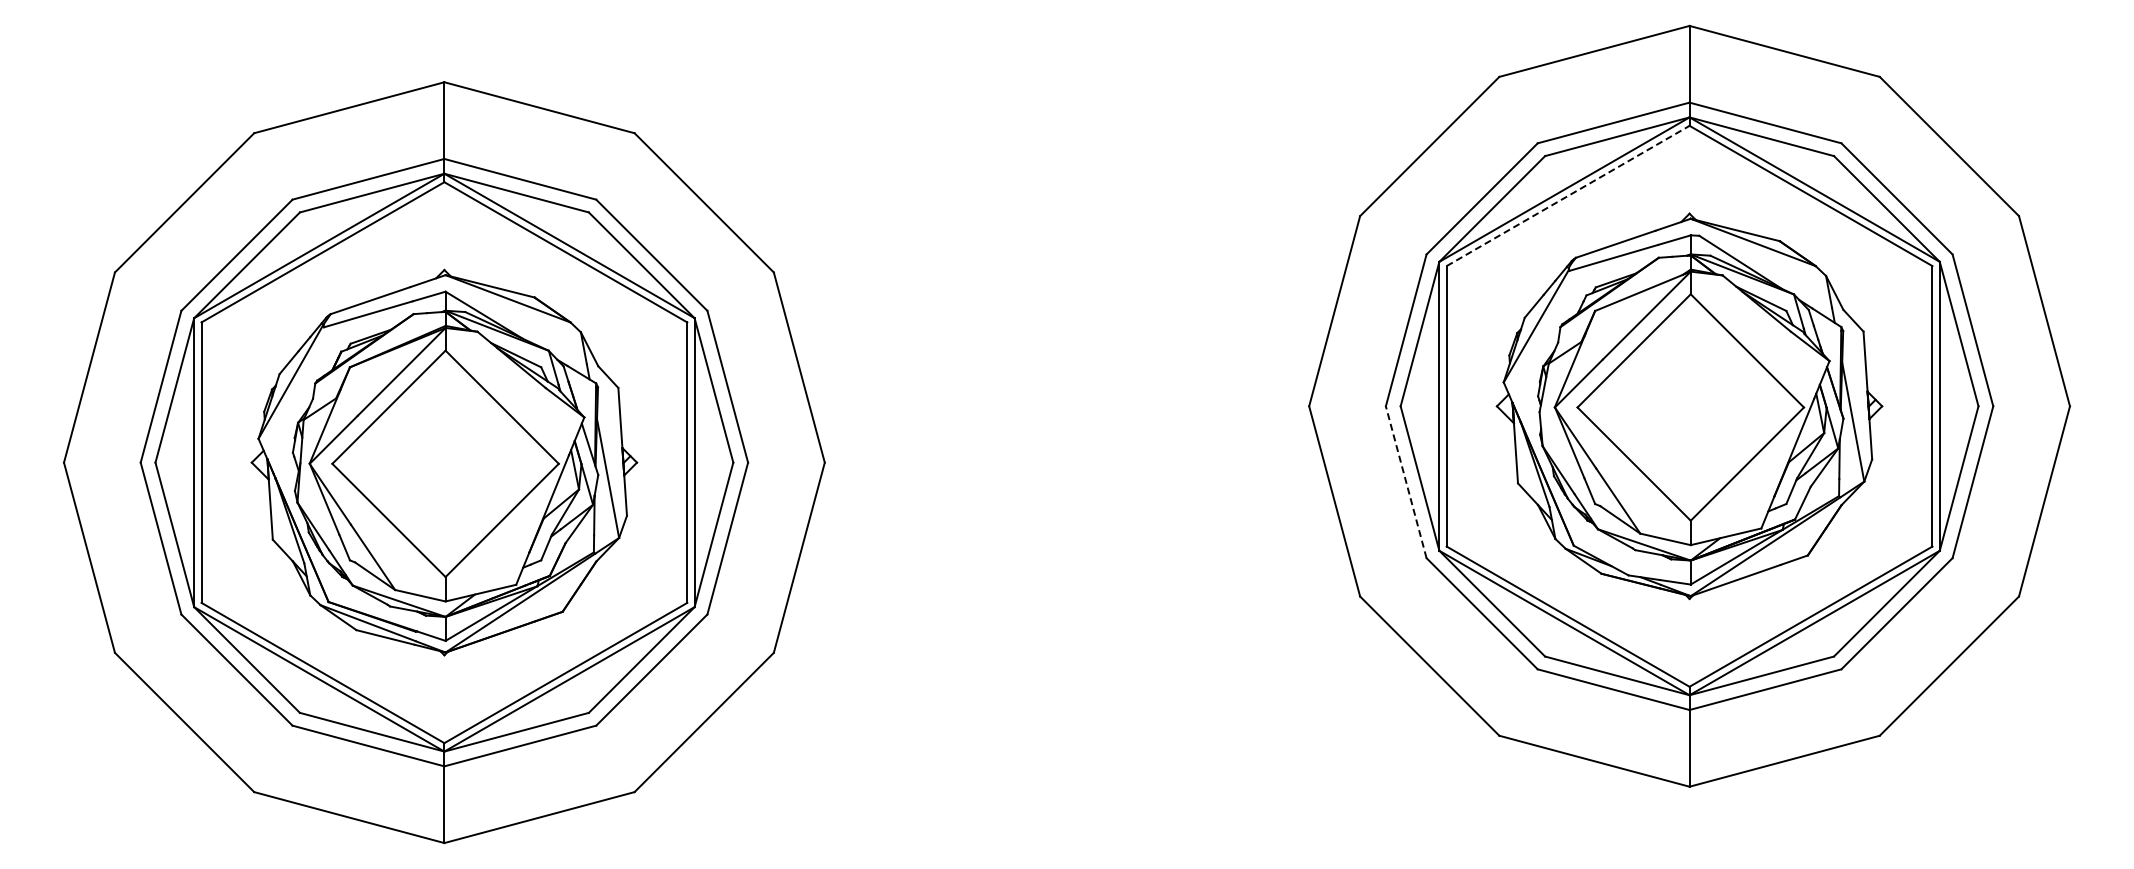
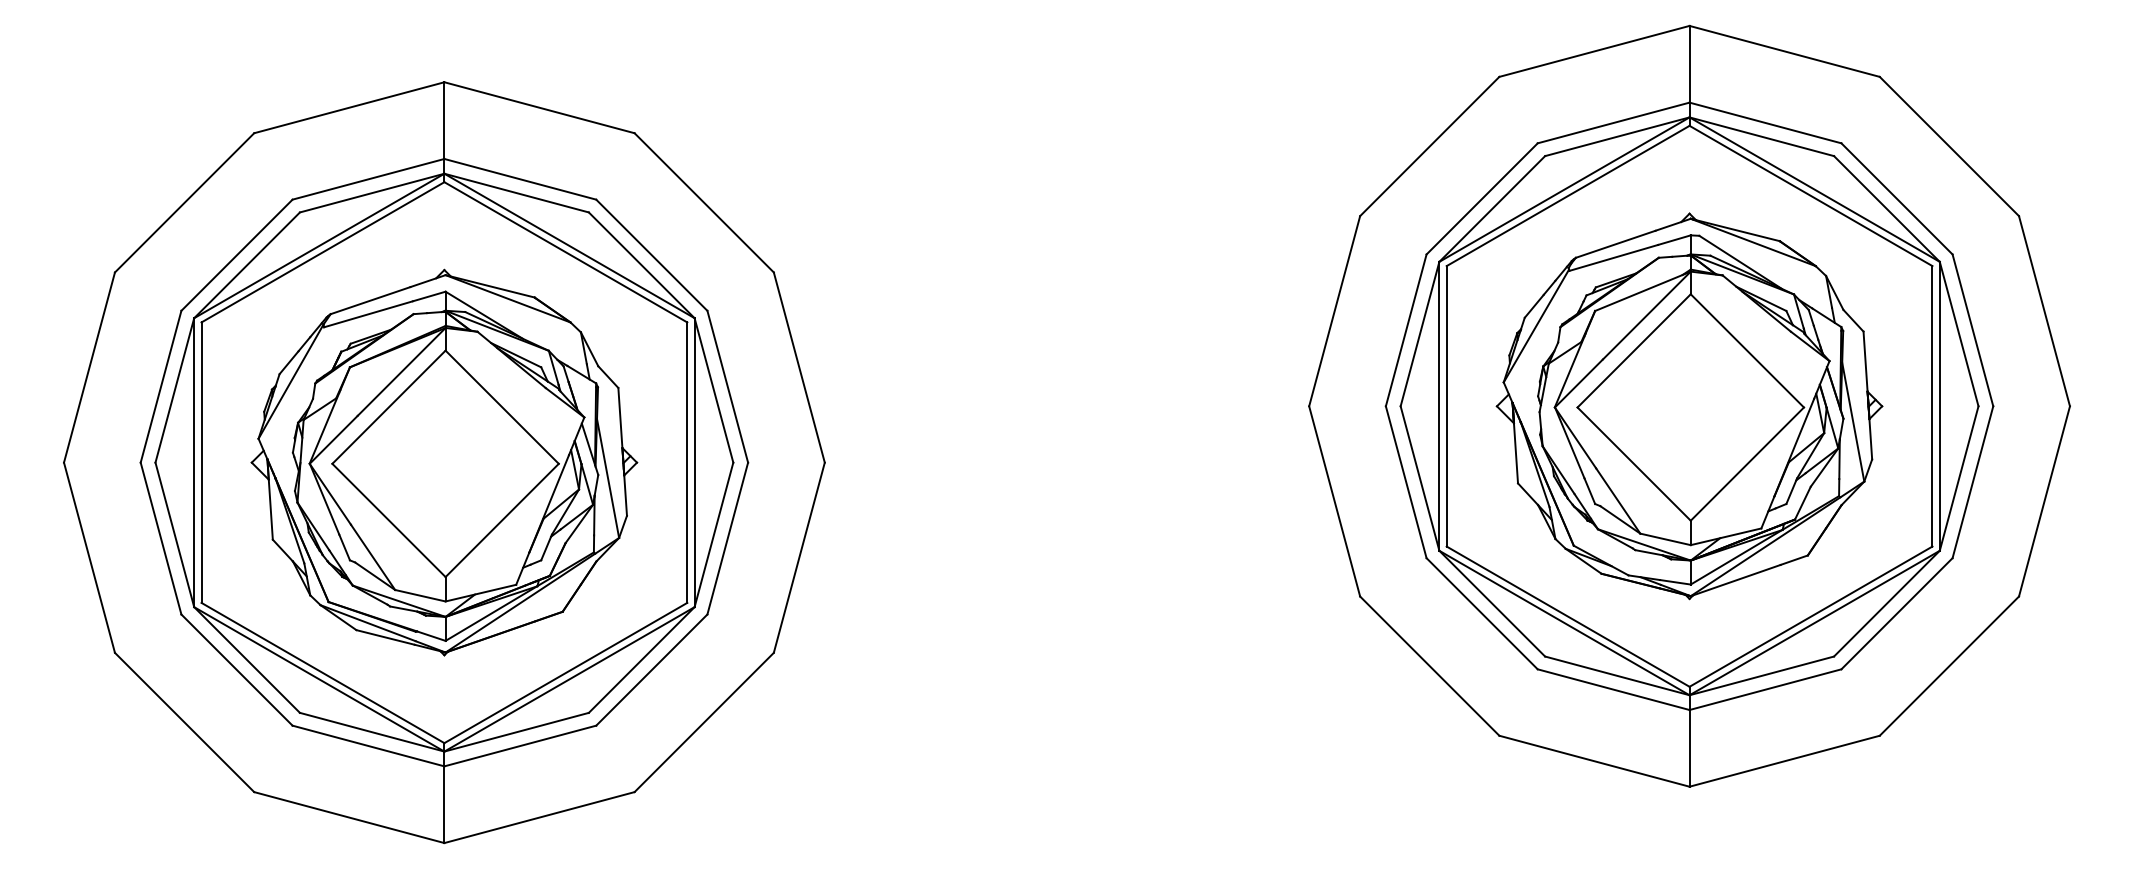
line: dashed -> solid (1568, 195)
line: dashed -> solid (1406, 482)
